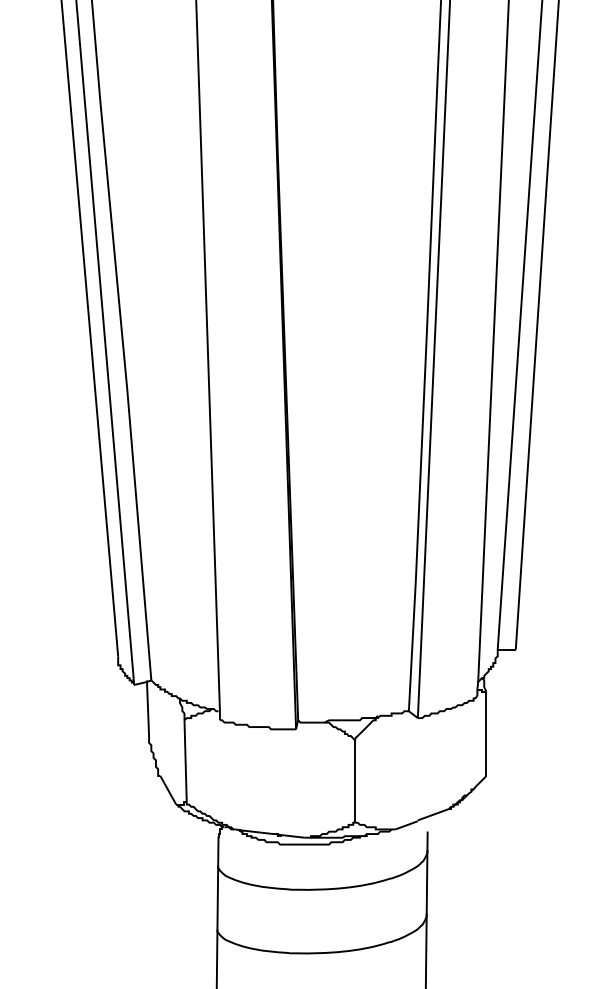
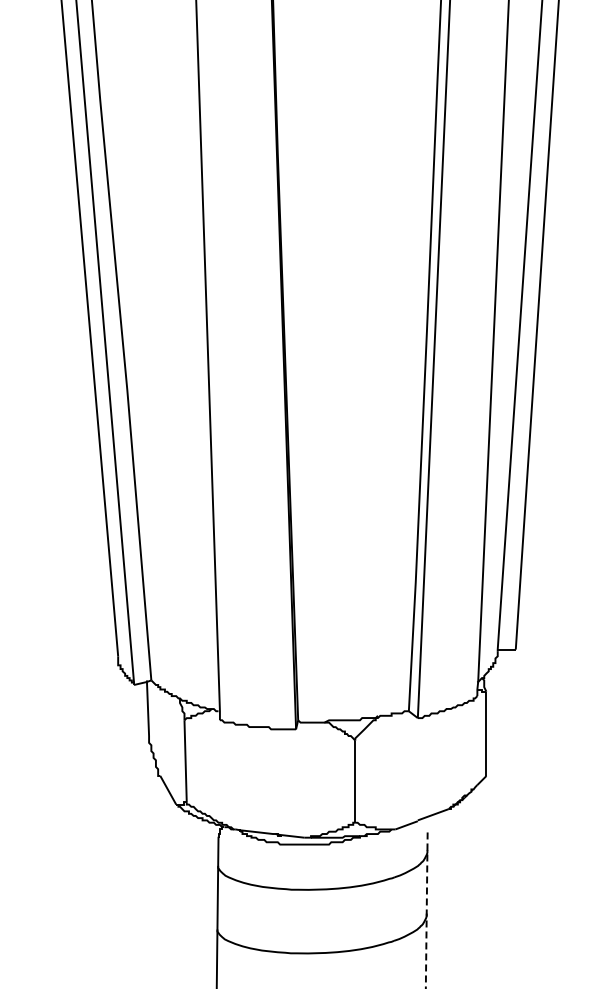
line: solid -> dashed (426, 910)
